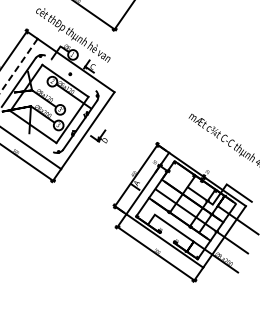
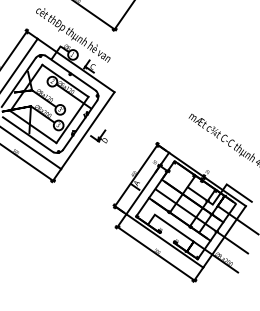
line: dashed -> solid (18, 65)
line: none -> present (70, 72)
line: none -> present (28, 134)
